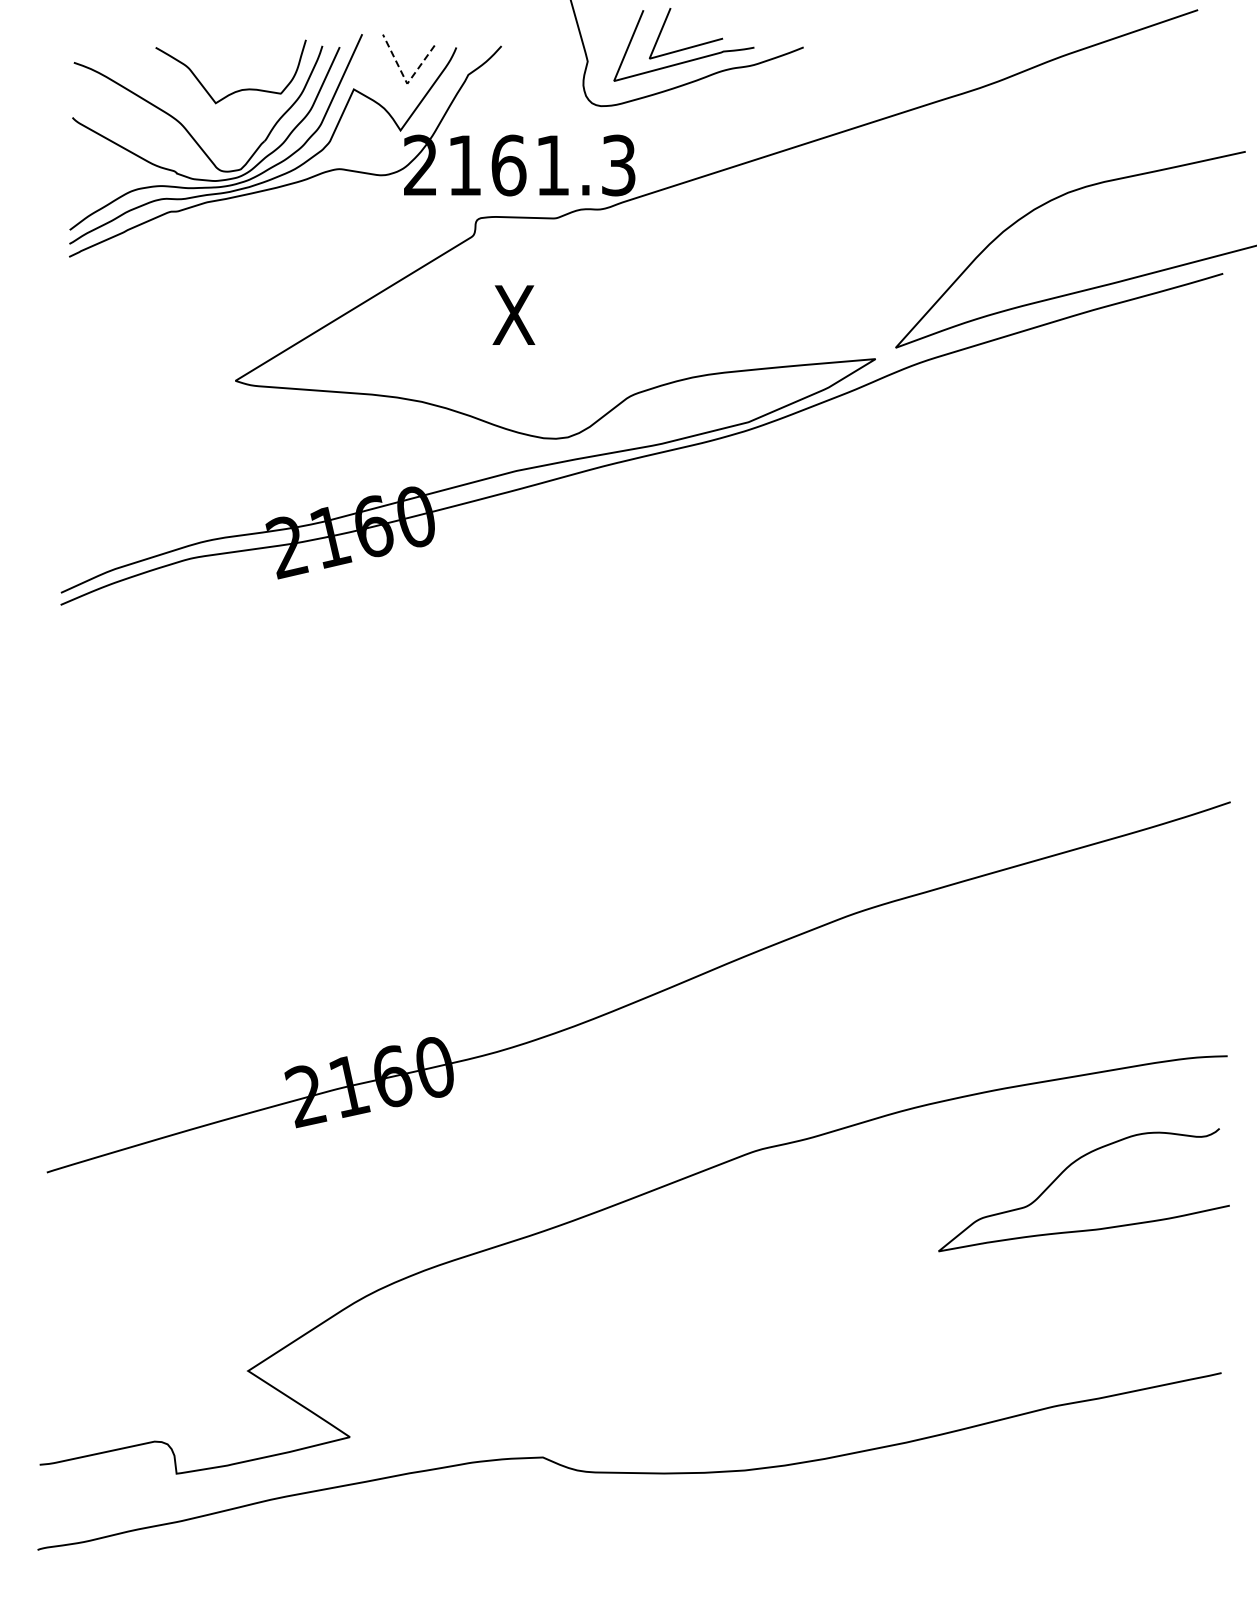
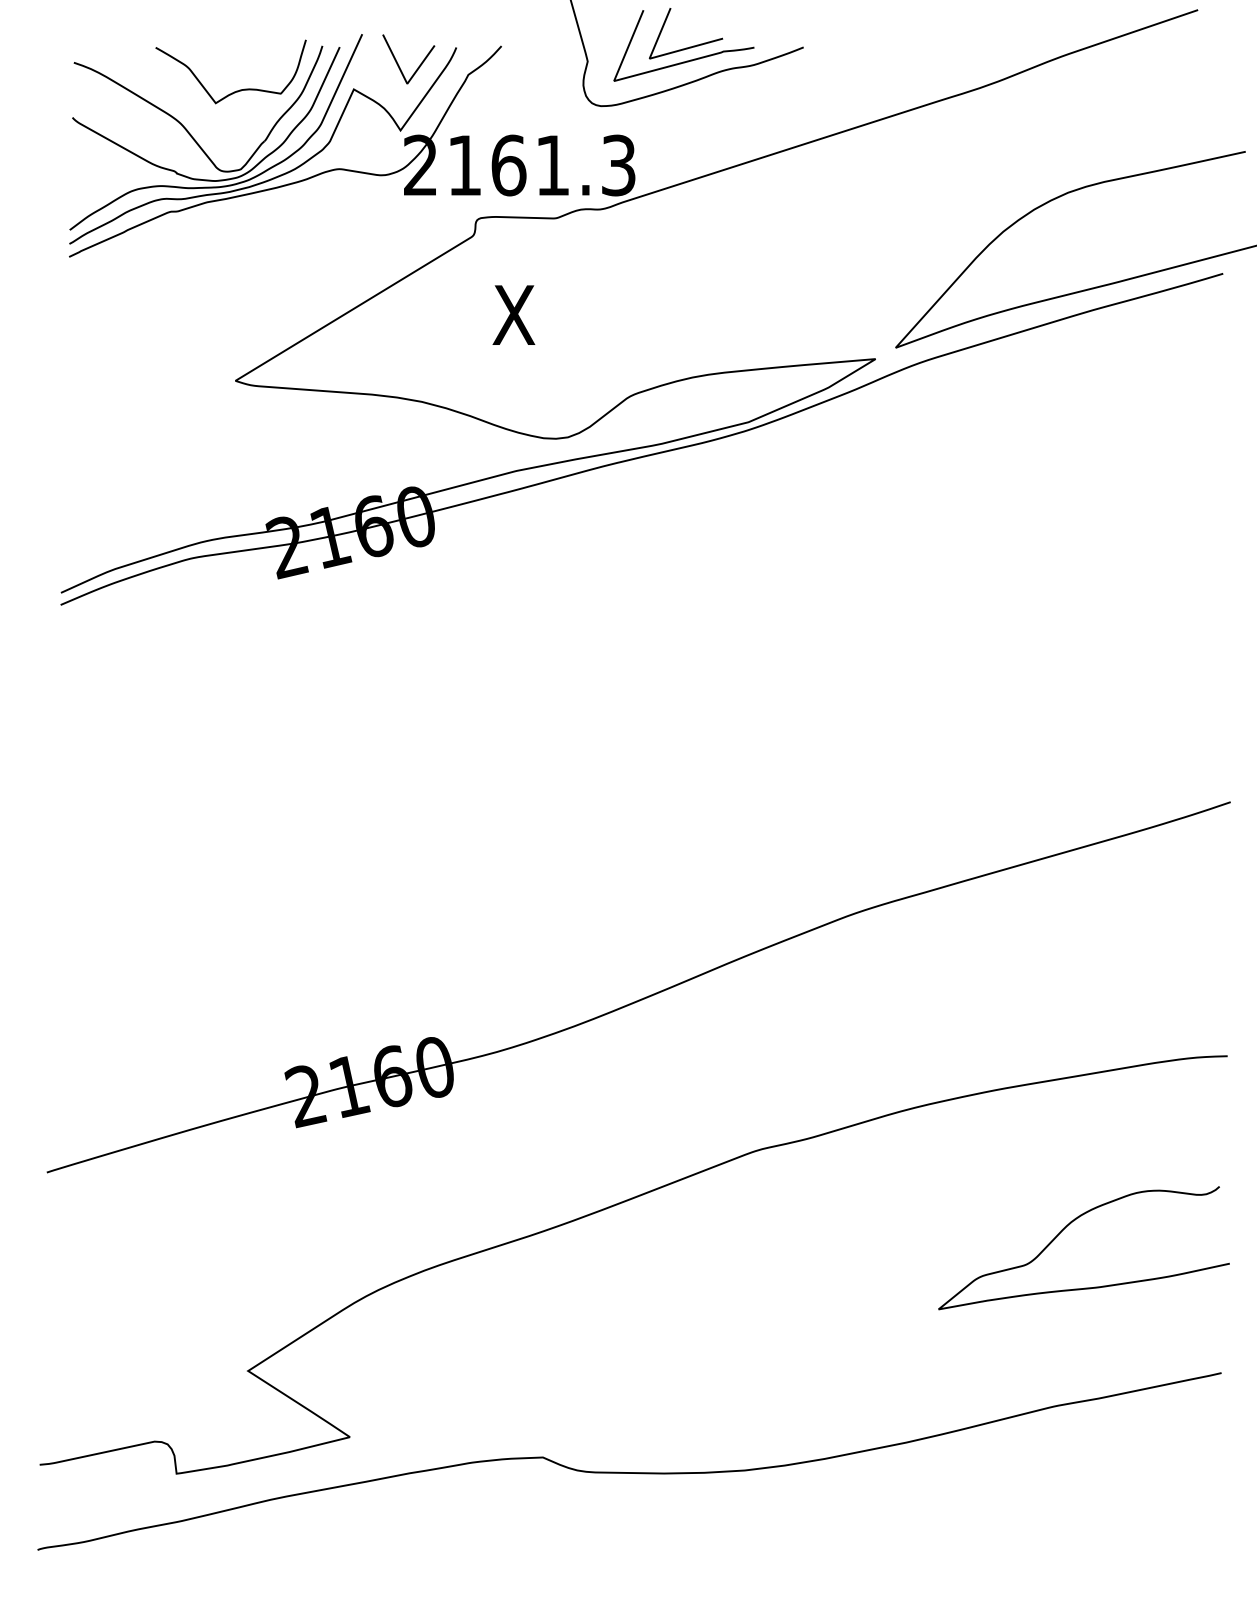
line: dashed -> solid (405, 81)
curve position: (1064, 1171) -> (1064, 1229) (1064, 1229)
